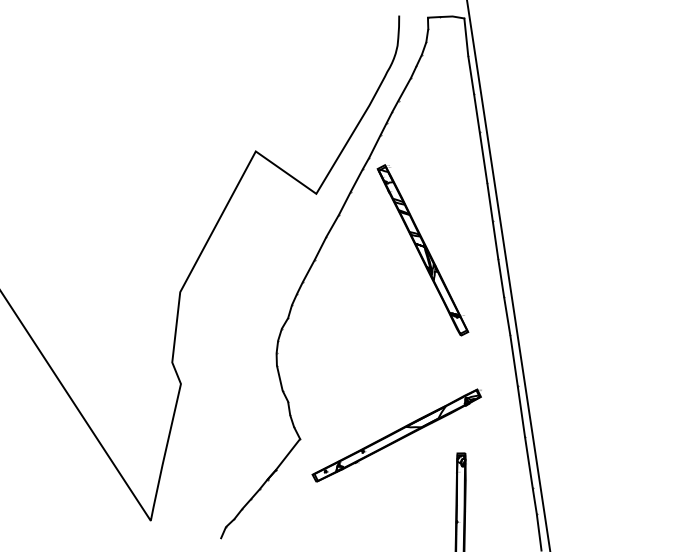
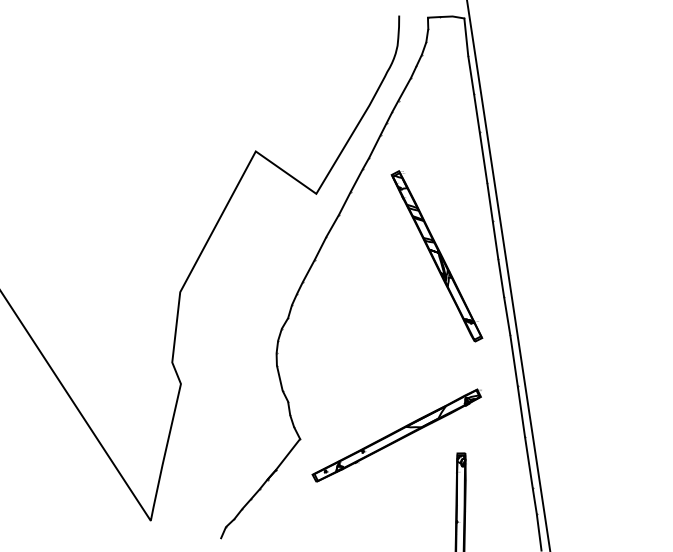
part position: (422, 250) -> (436, 256) (436, 256)
